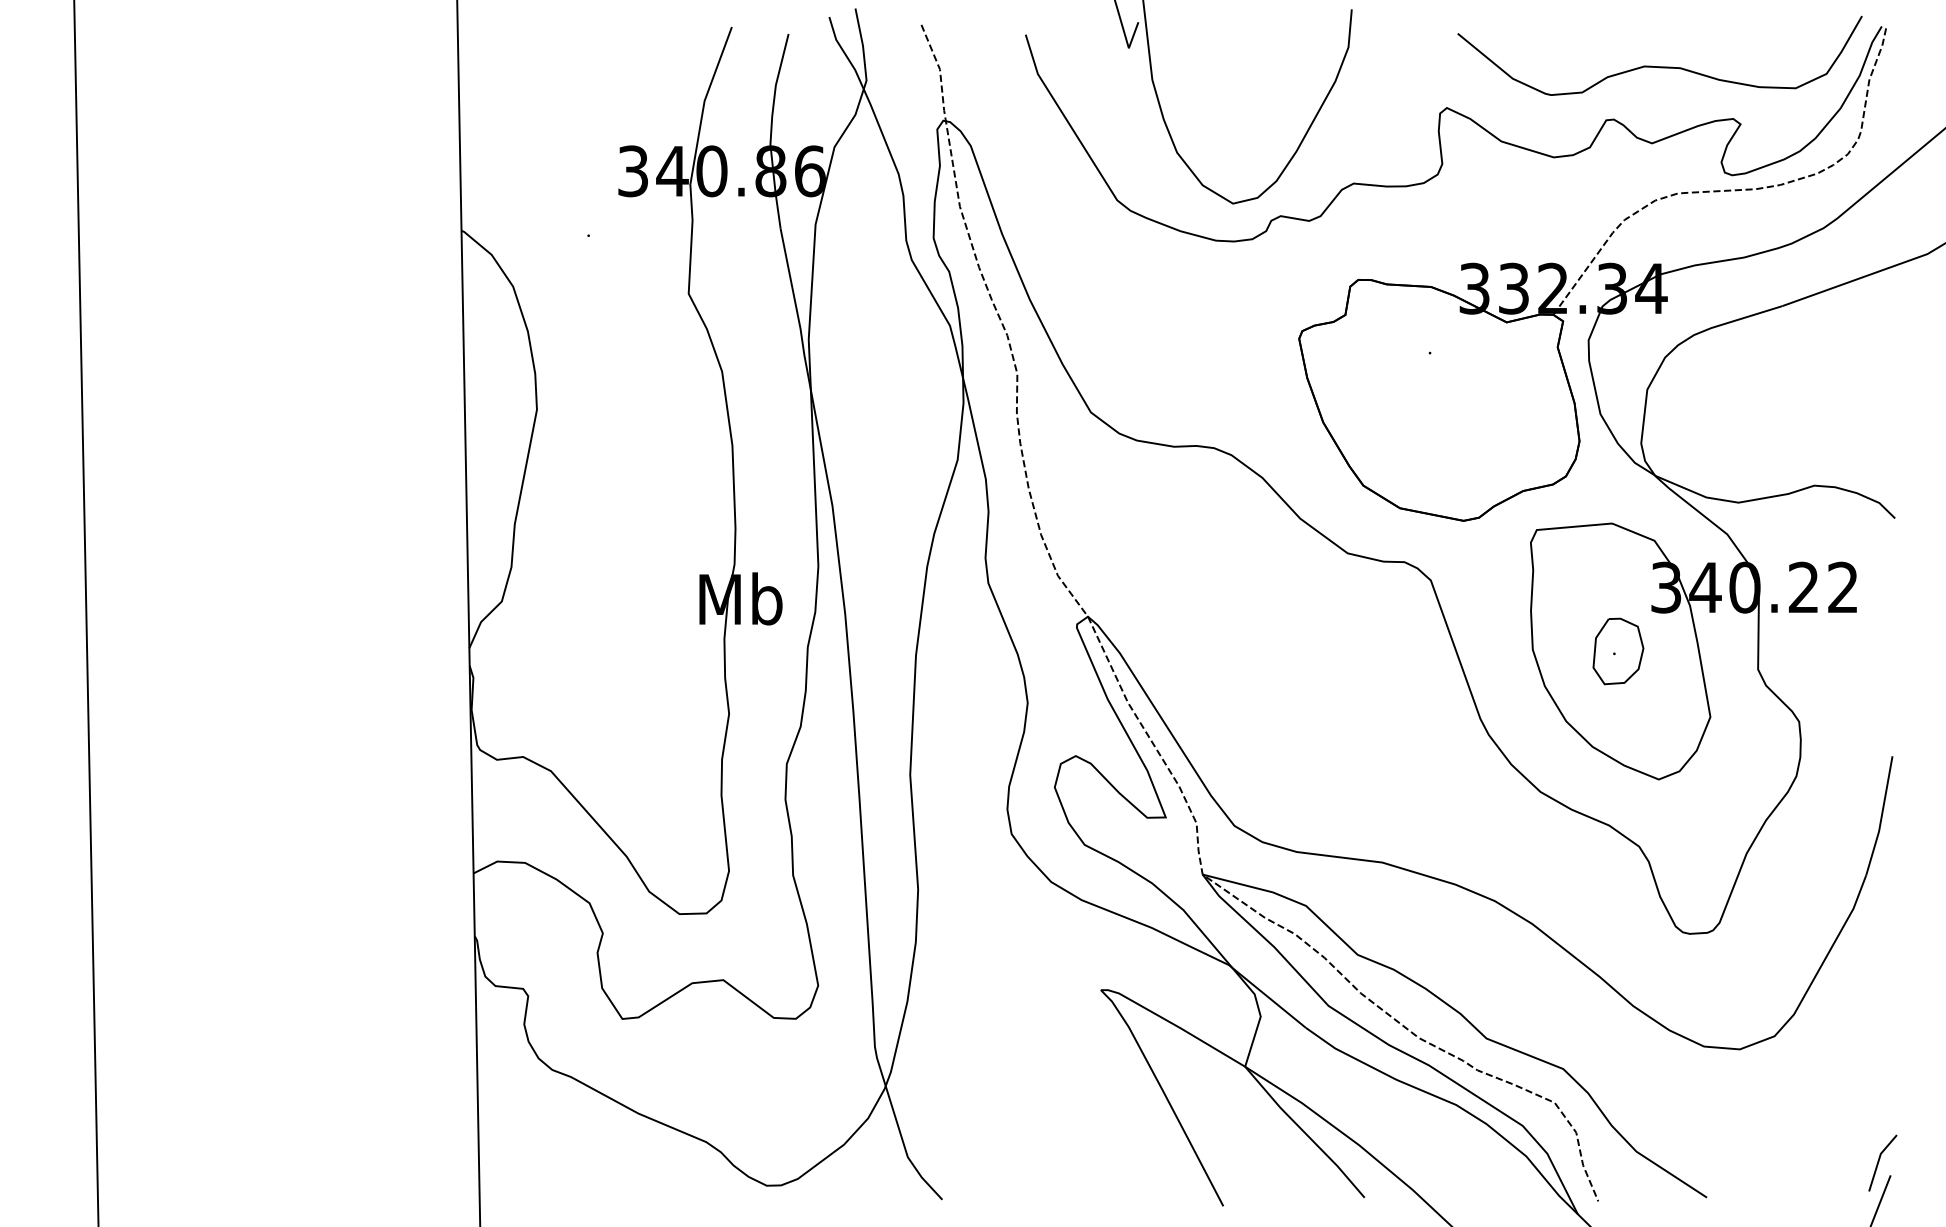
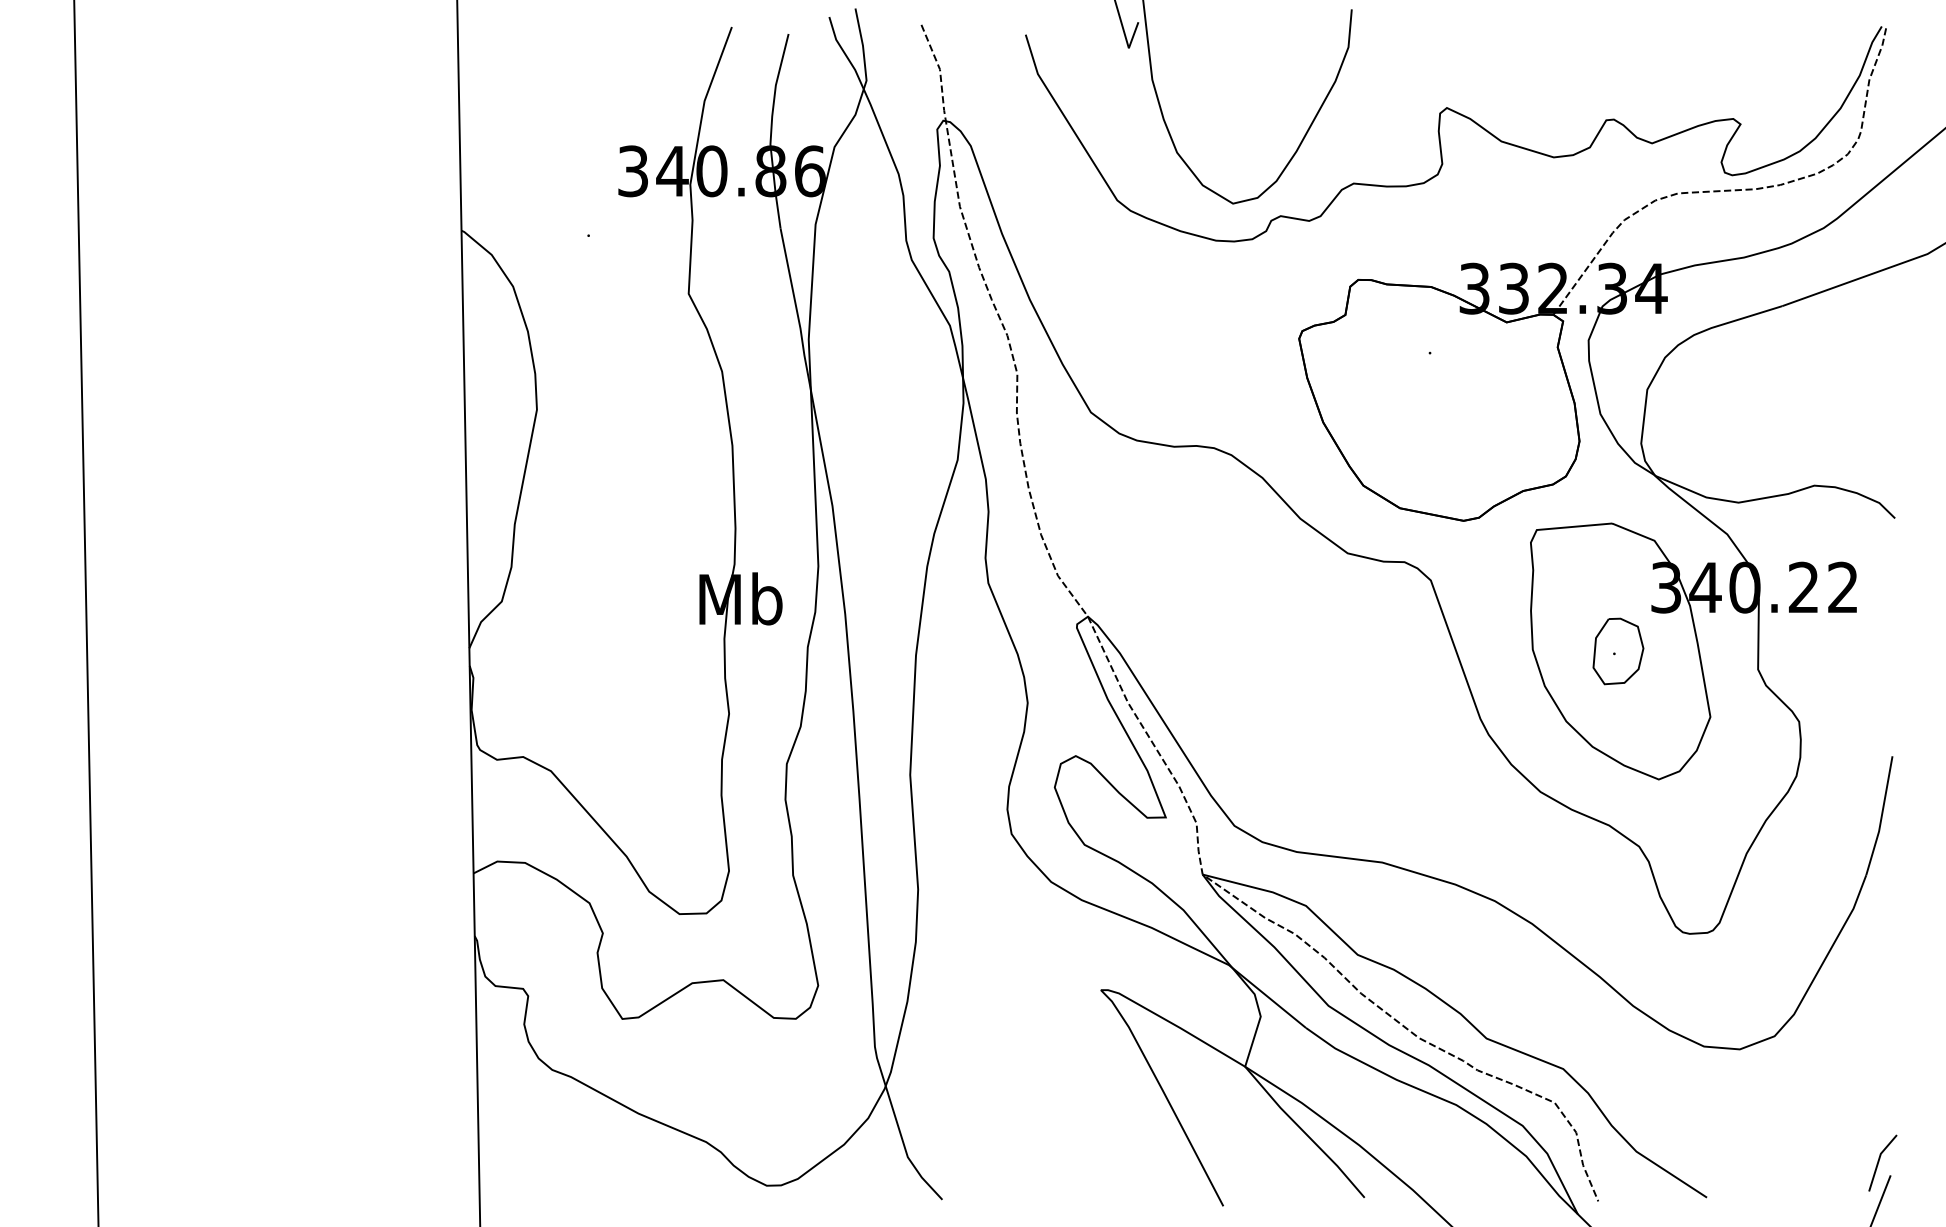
curve: present -> none (1659, 66)
